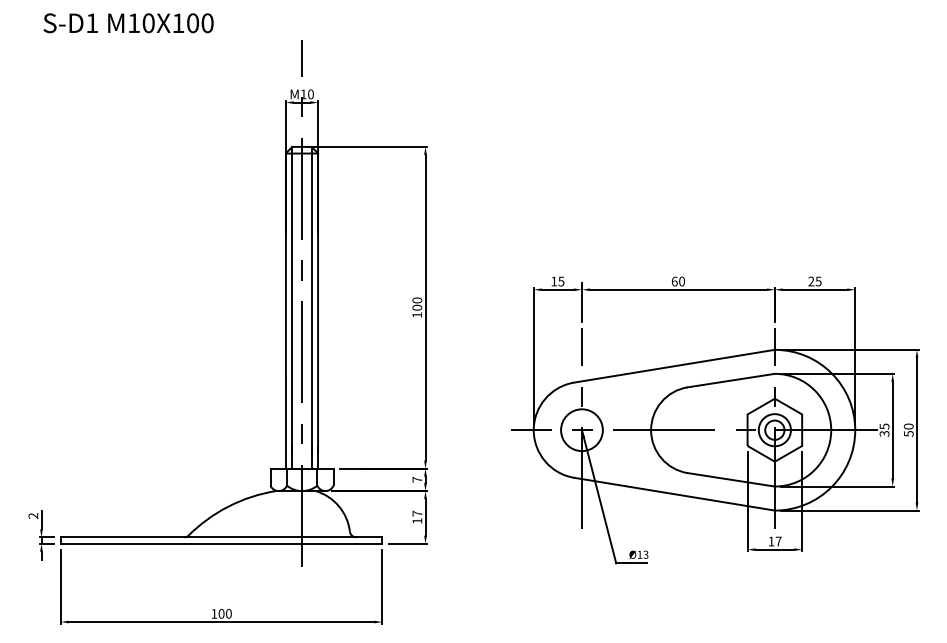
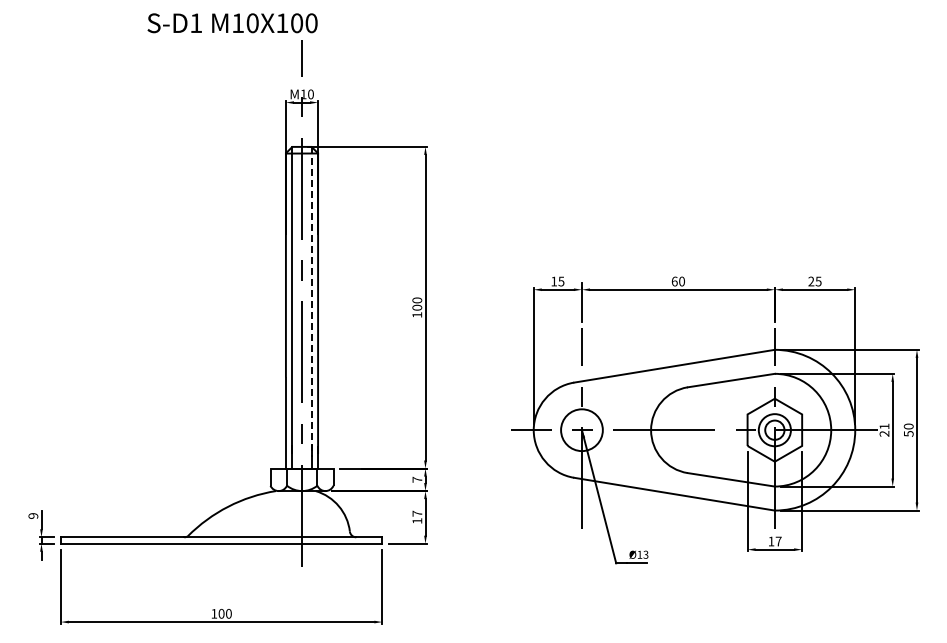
text position: (128, 23) -> (232, 23) (232, 23)
line: solid -> dashed (311, 302)
text: 35 -> 21 (884, 429)
text: 2 -> 9 (33, 515)
